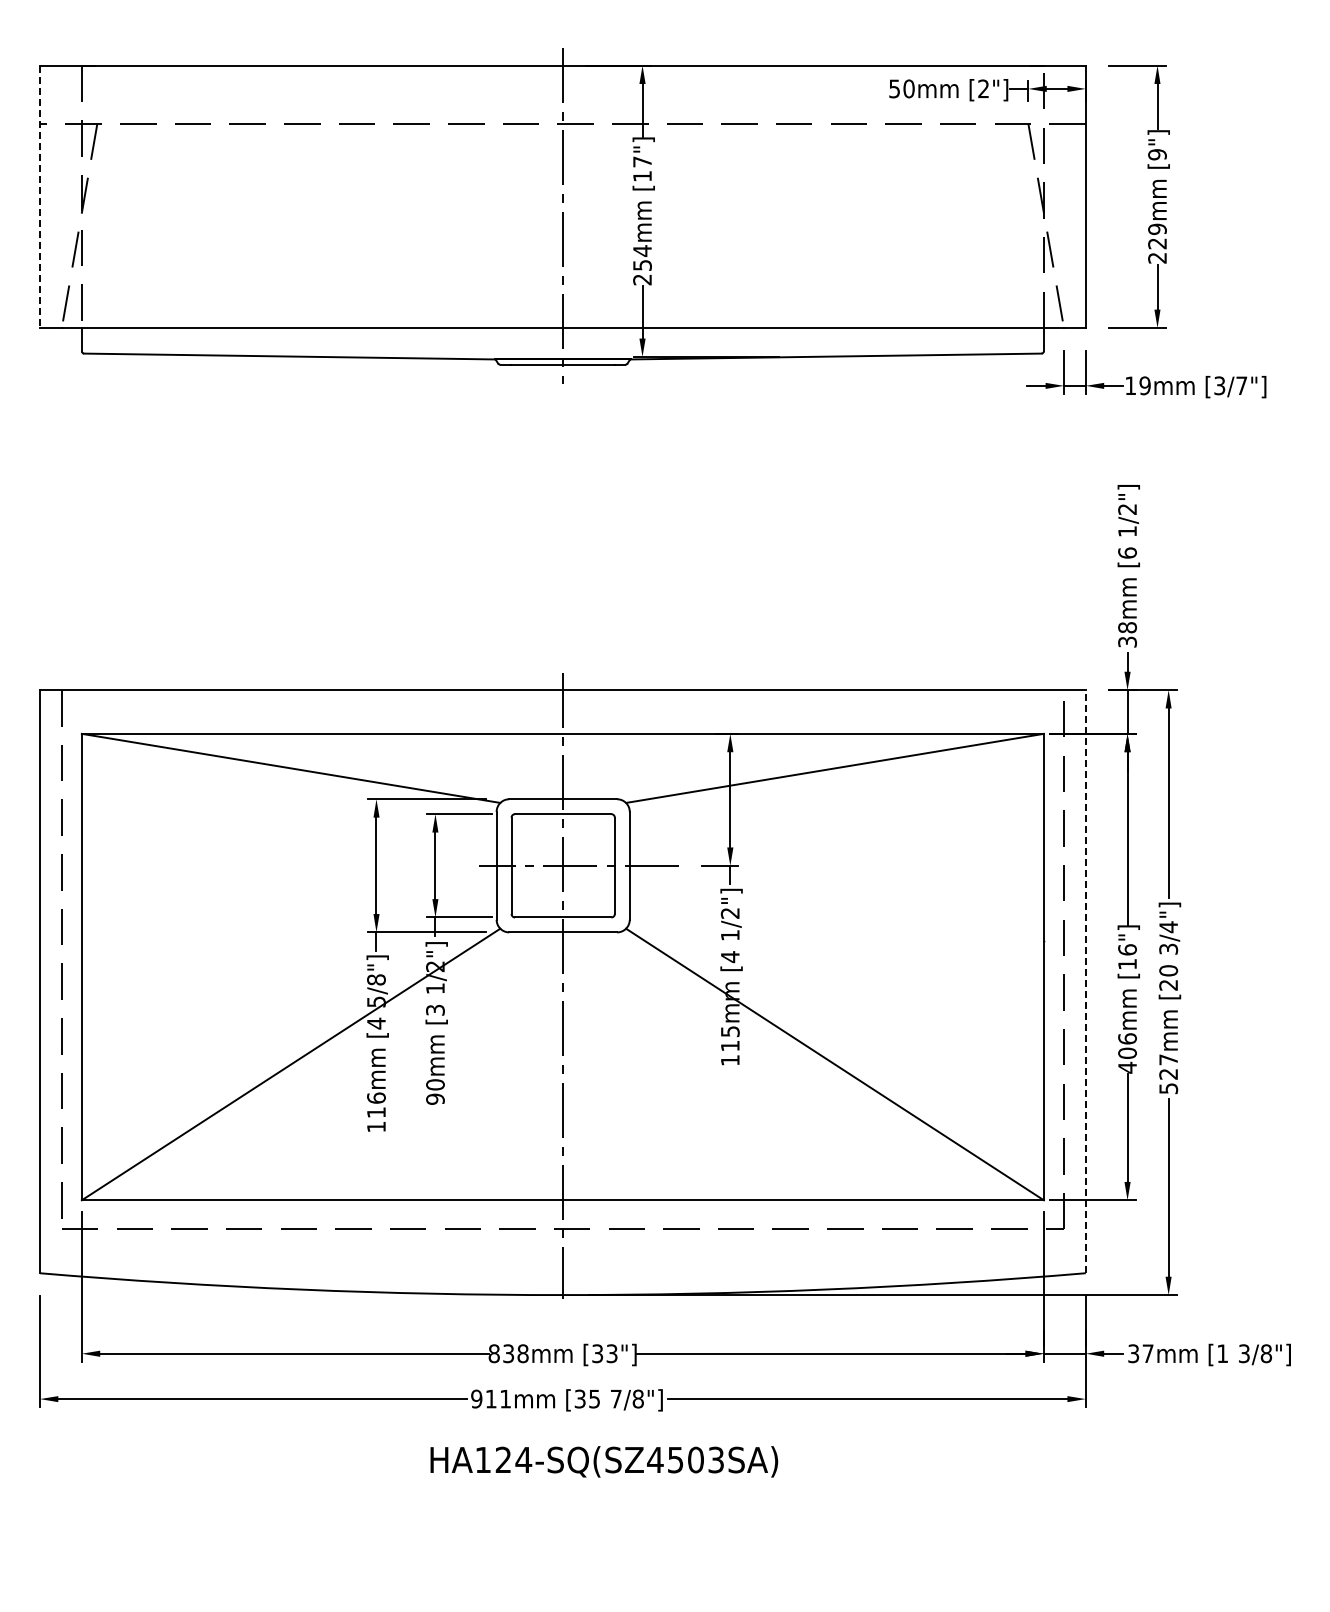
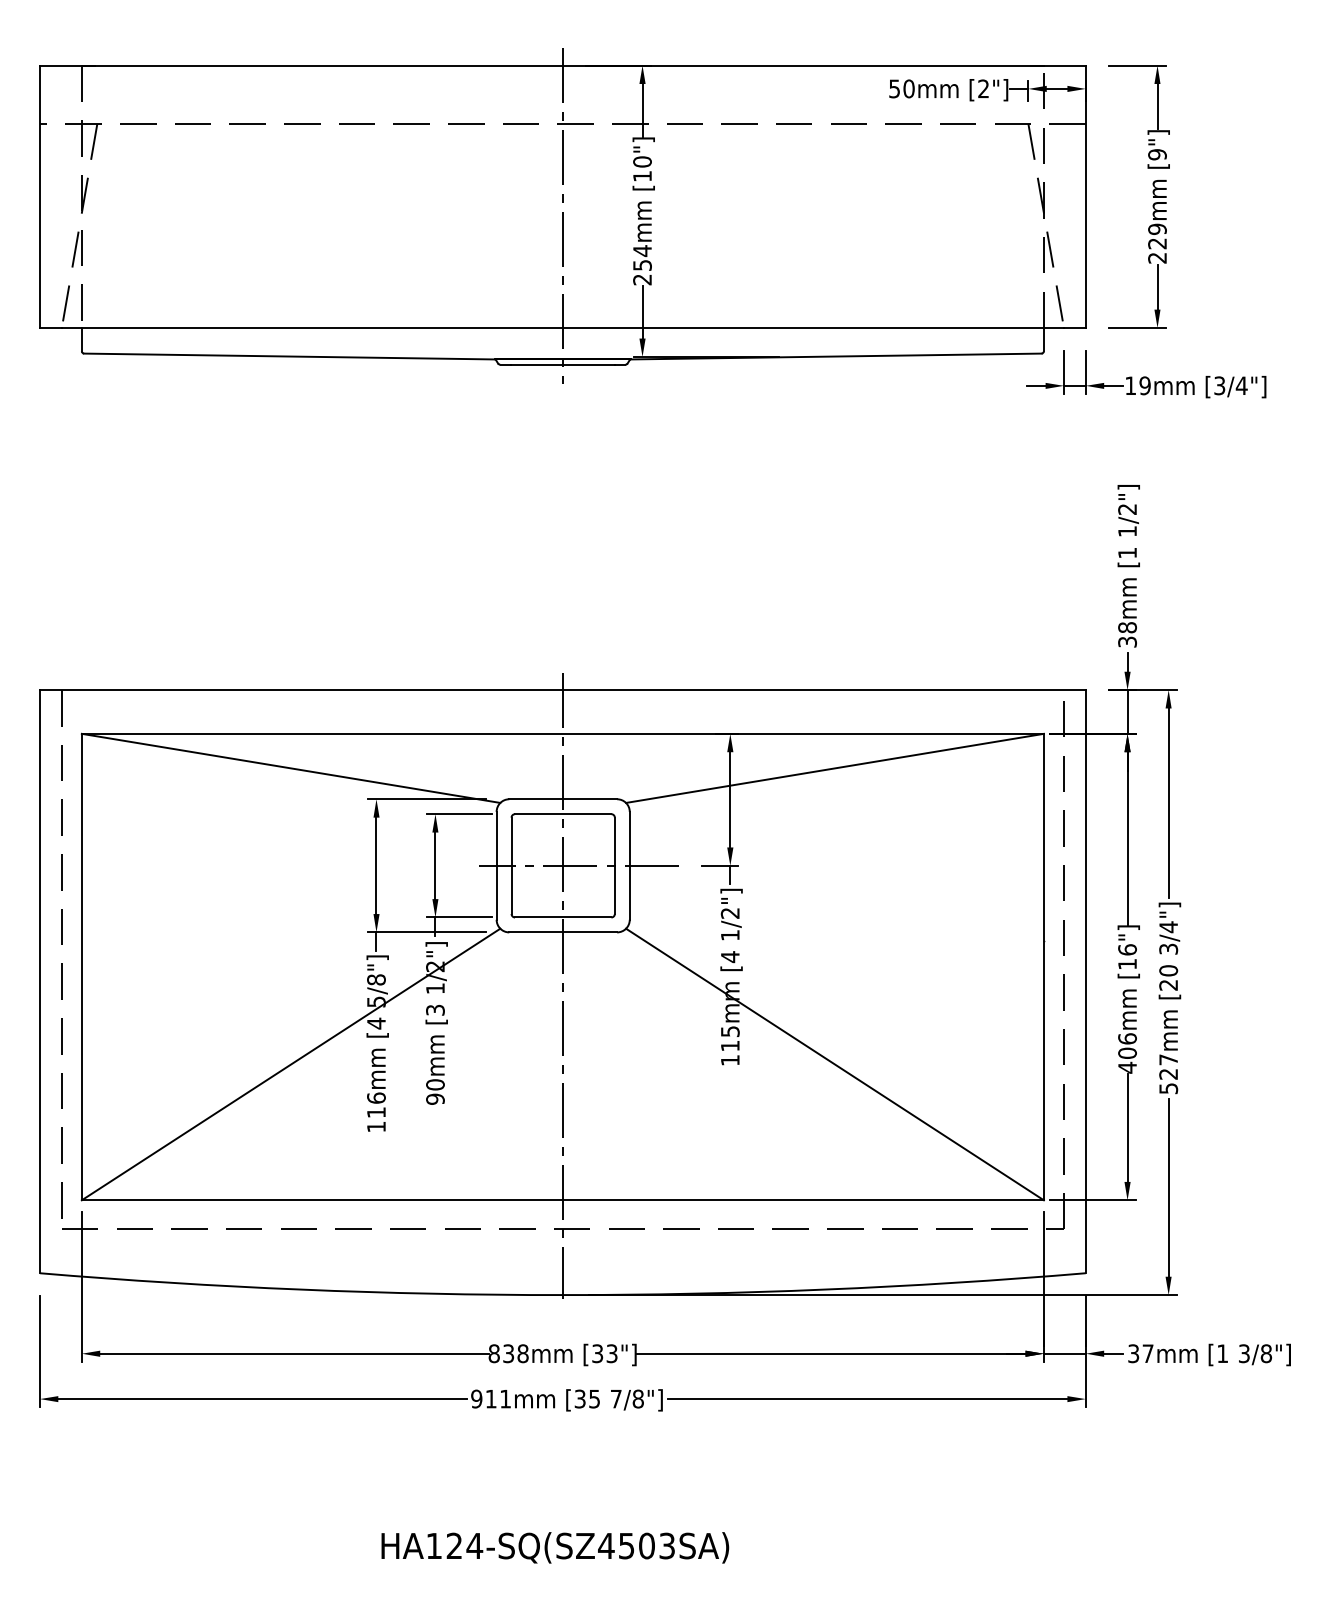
text: [17"] -> [10"] (642, 161)
line: dashed -> solid (39, 197)
text: [3/7"] -> [3/4"] (1241, 385)
text: [6 -> [1 (1127, 552)
line: dashed -> solid (1085, 981)
text position: (604, 1461) -> (555, 1547) (555, 1547)
